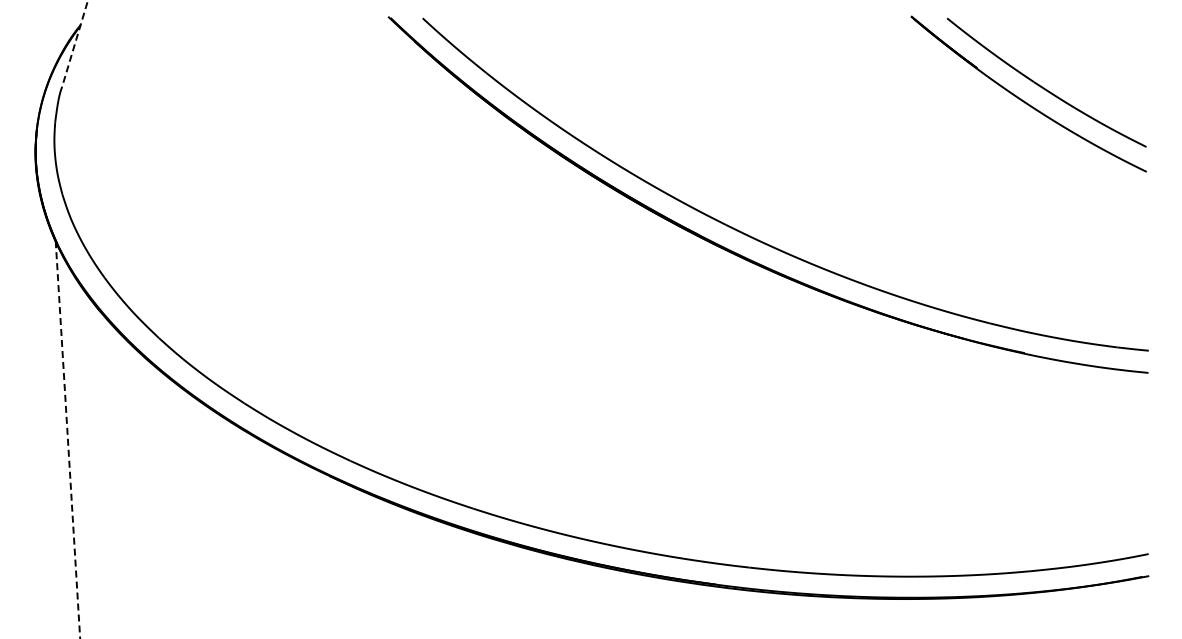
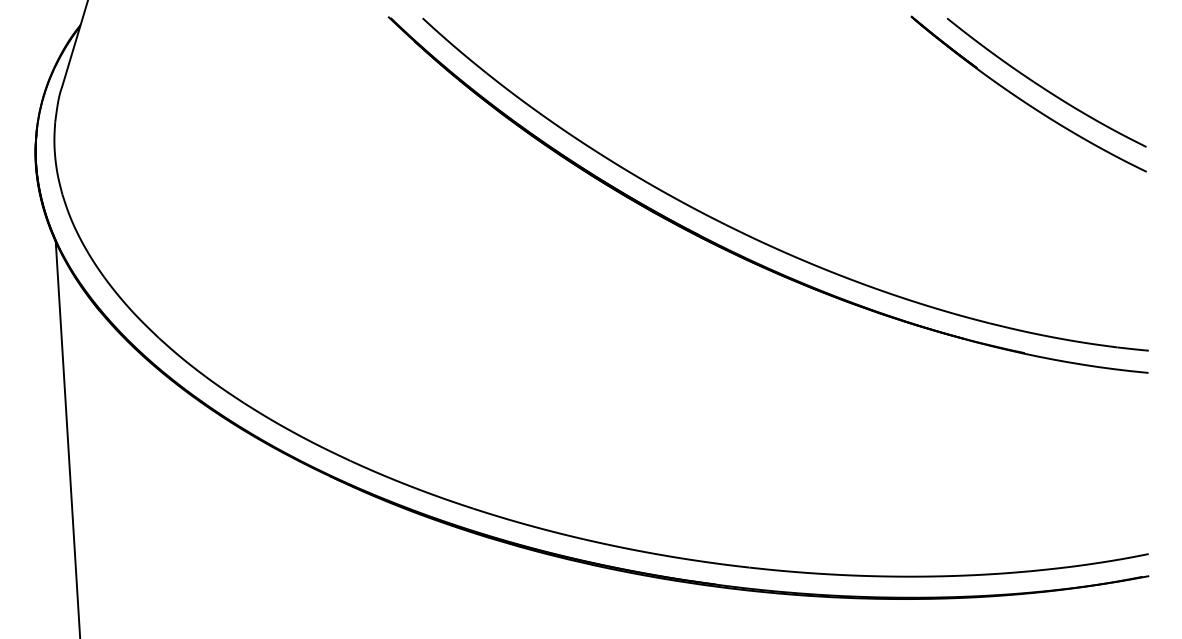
line: dashed -> solid (75, 43)
line: dashed -> solid (67, 439)
